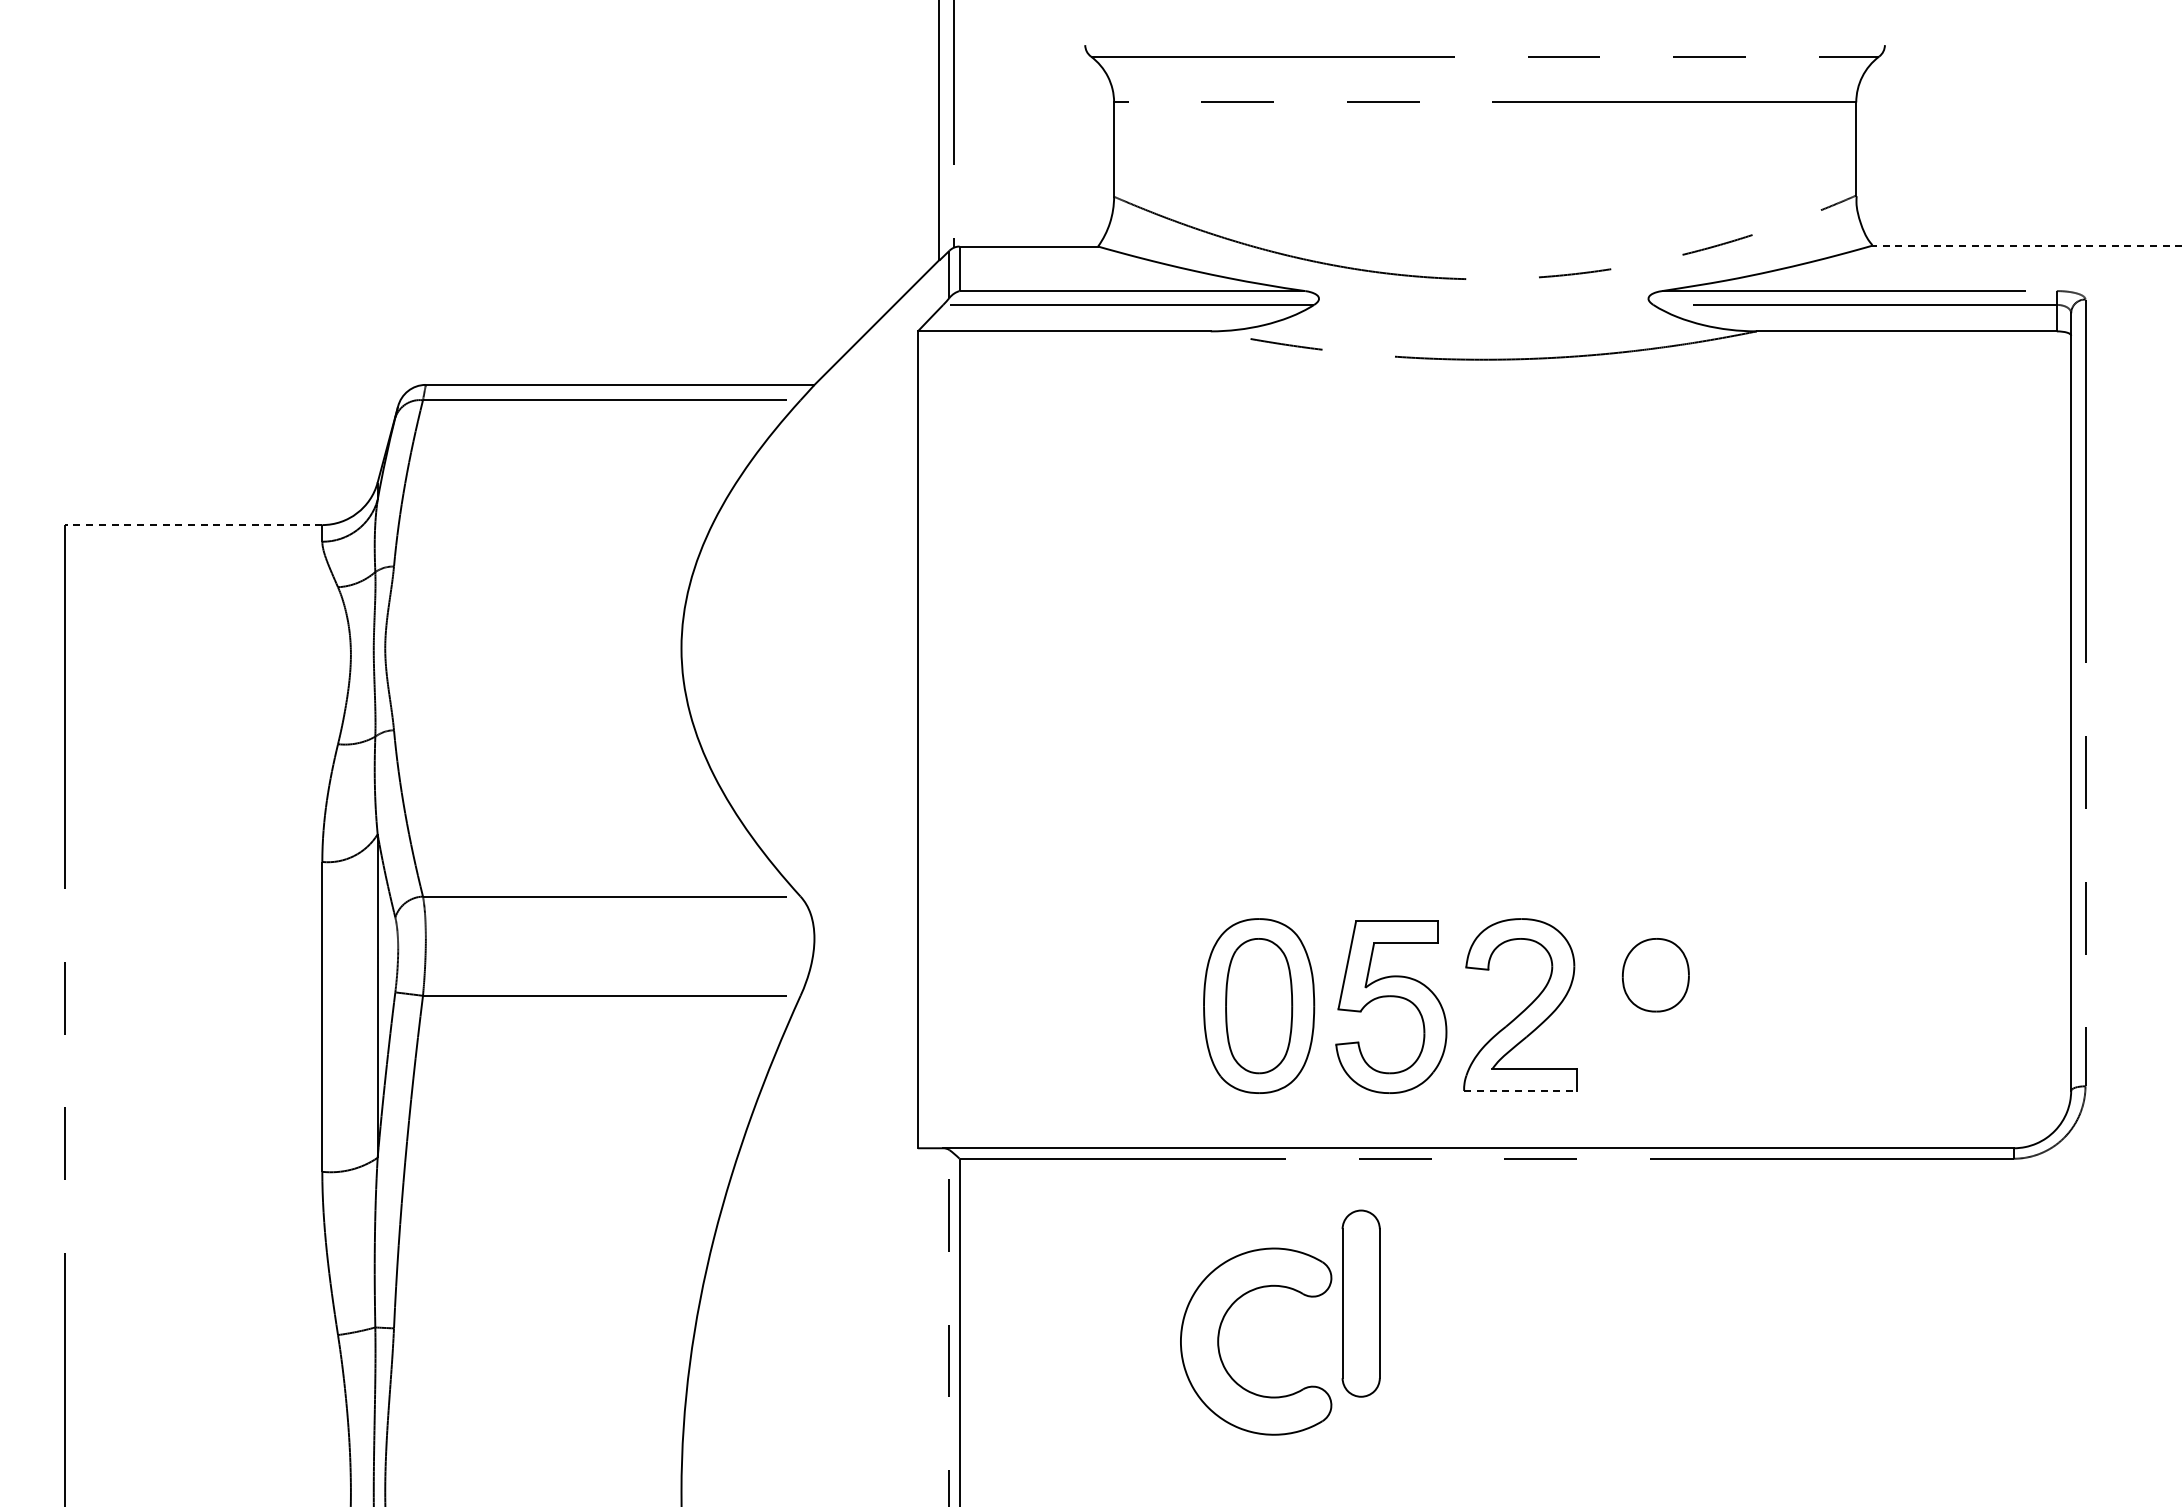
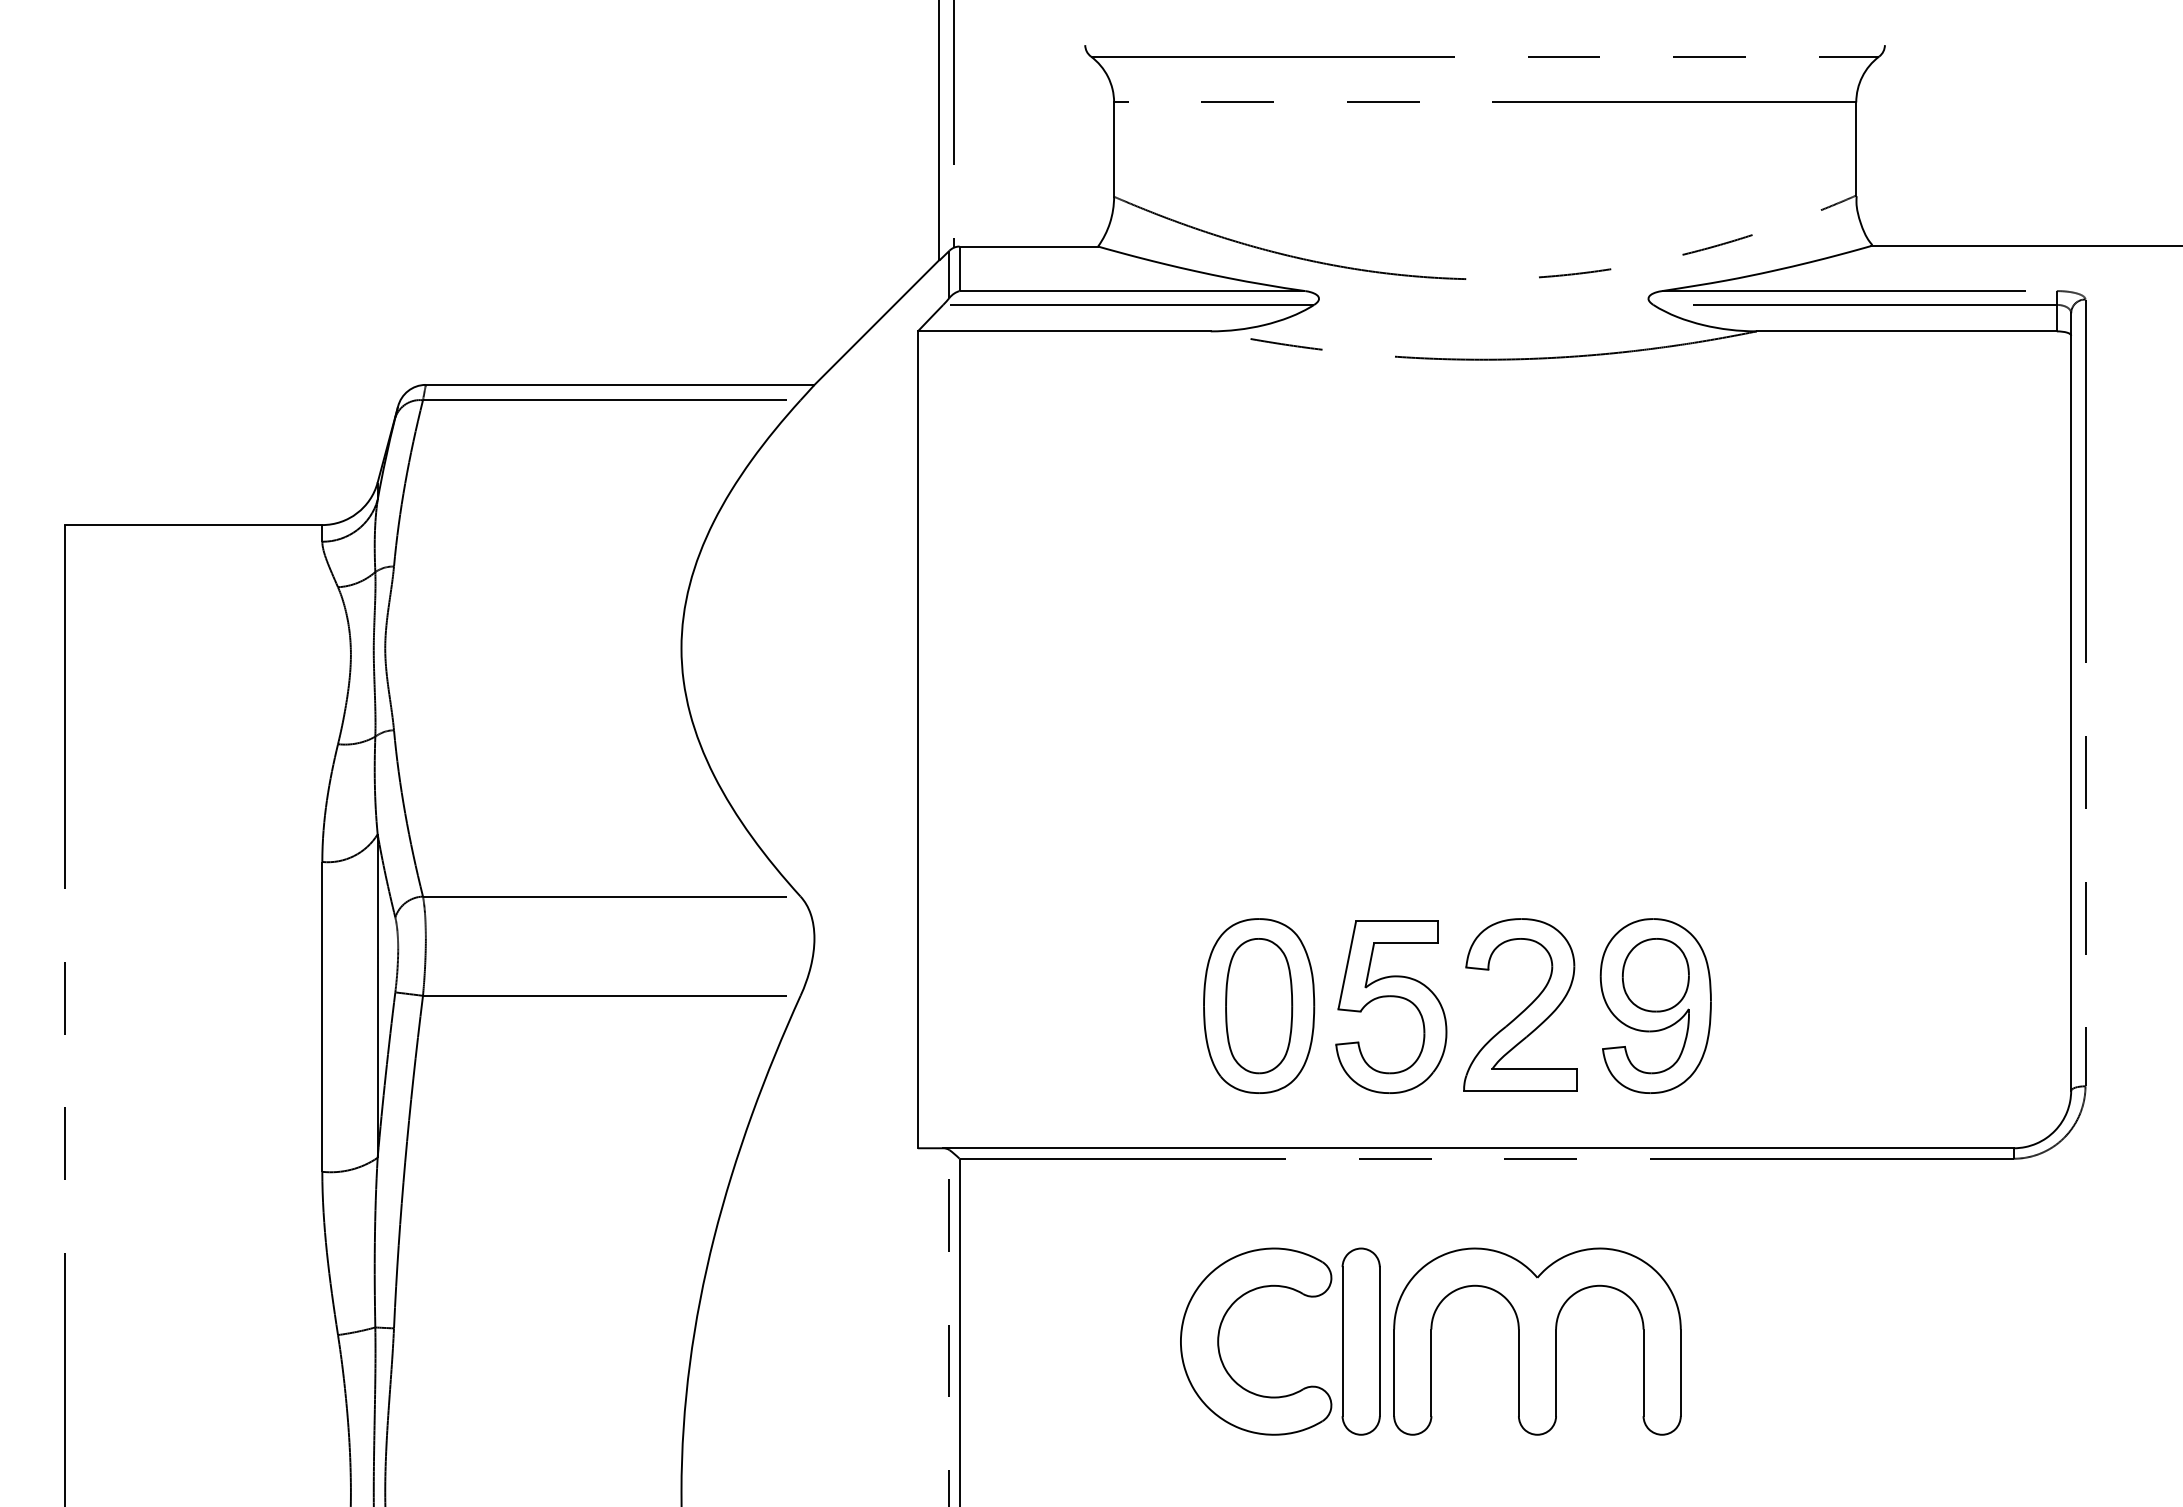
line: dashed -> solid (2026, 245)
line: dashed -> solid (193, 525)
part: none -> present (1655, 1005)
line: dashed -> solid (1520, 1090)
part position: (1360, 1303) -> (1360, 1341) (1360, 1341)
part: none -> present (1537, 1341)
